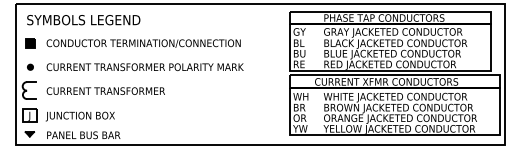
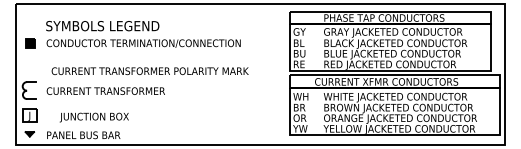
text position: (83, 20) -> (102, 26) (102, 26)
part: present -> none (30, 66)
text position: (144, 67) -> (149, 71) (149, 71)
text position: (79, 116) -> (93, 117) (93, 117)
